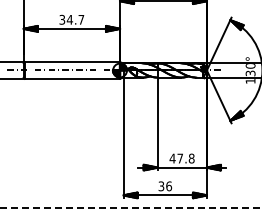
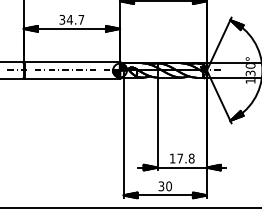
text: 47.8 -> 17.8 (172, 158)
text: 36 -> 30 (169, 185)
line: dashed -> solid (130, 207)
